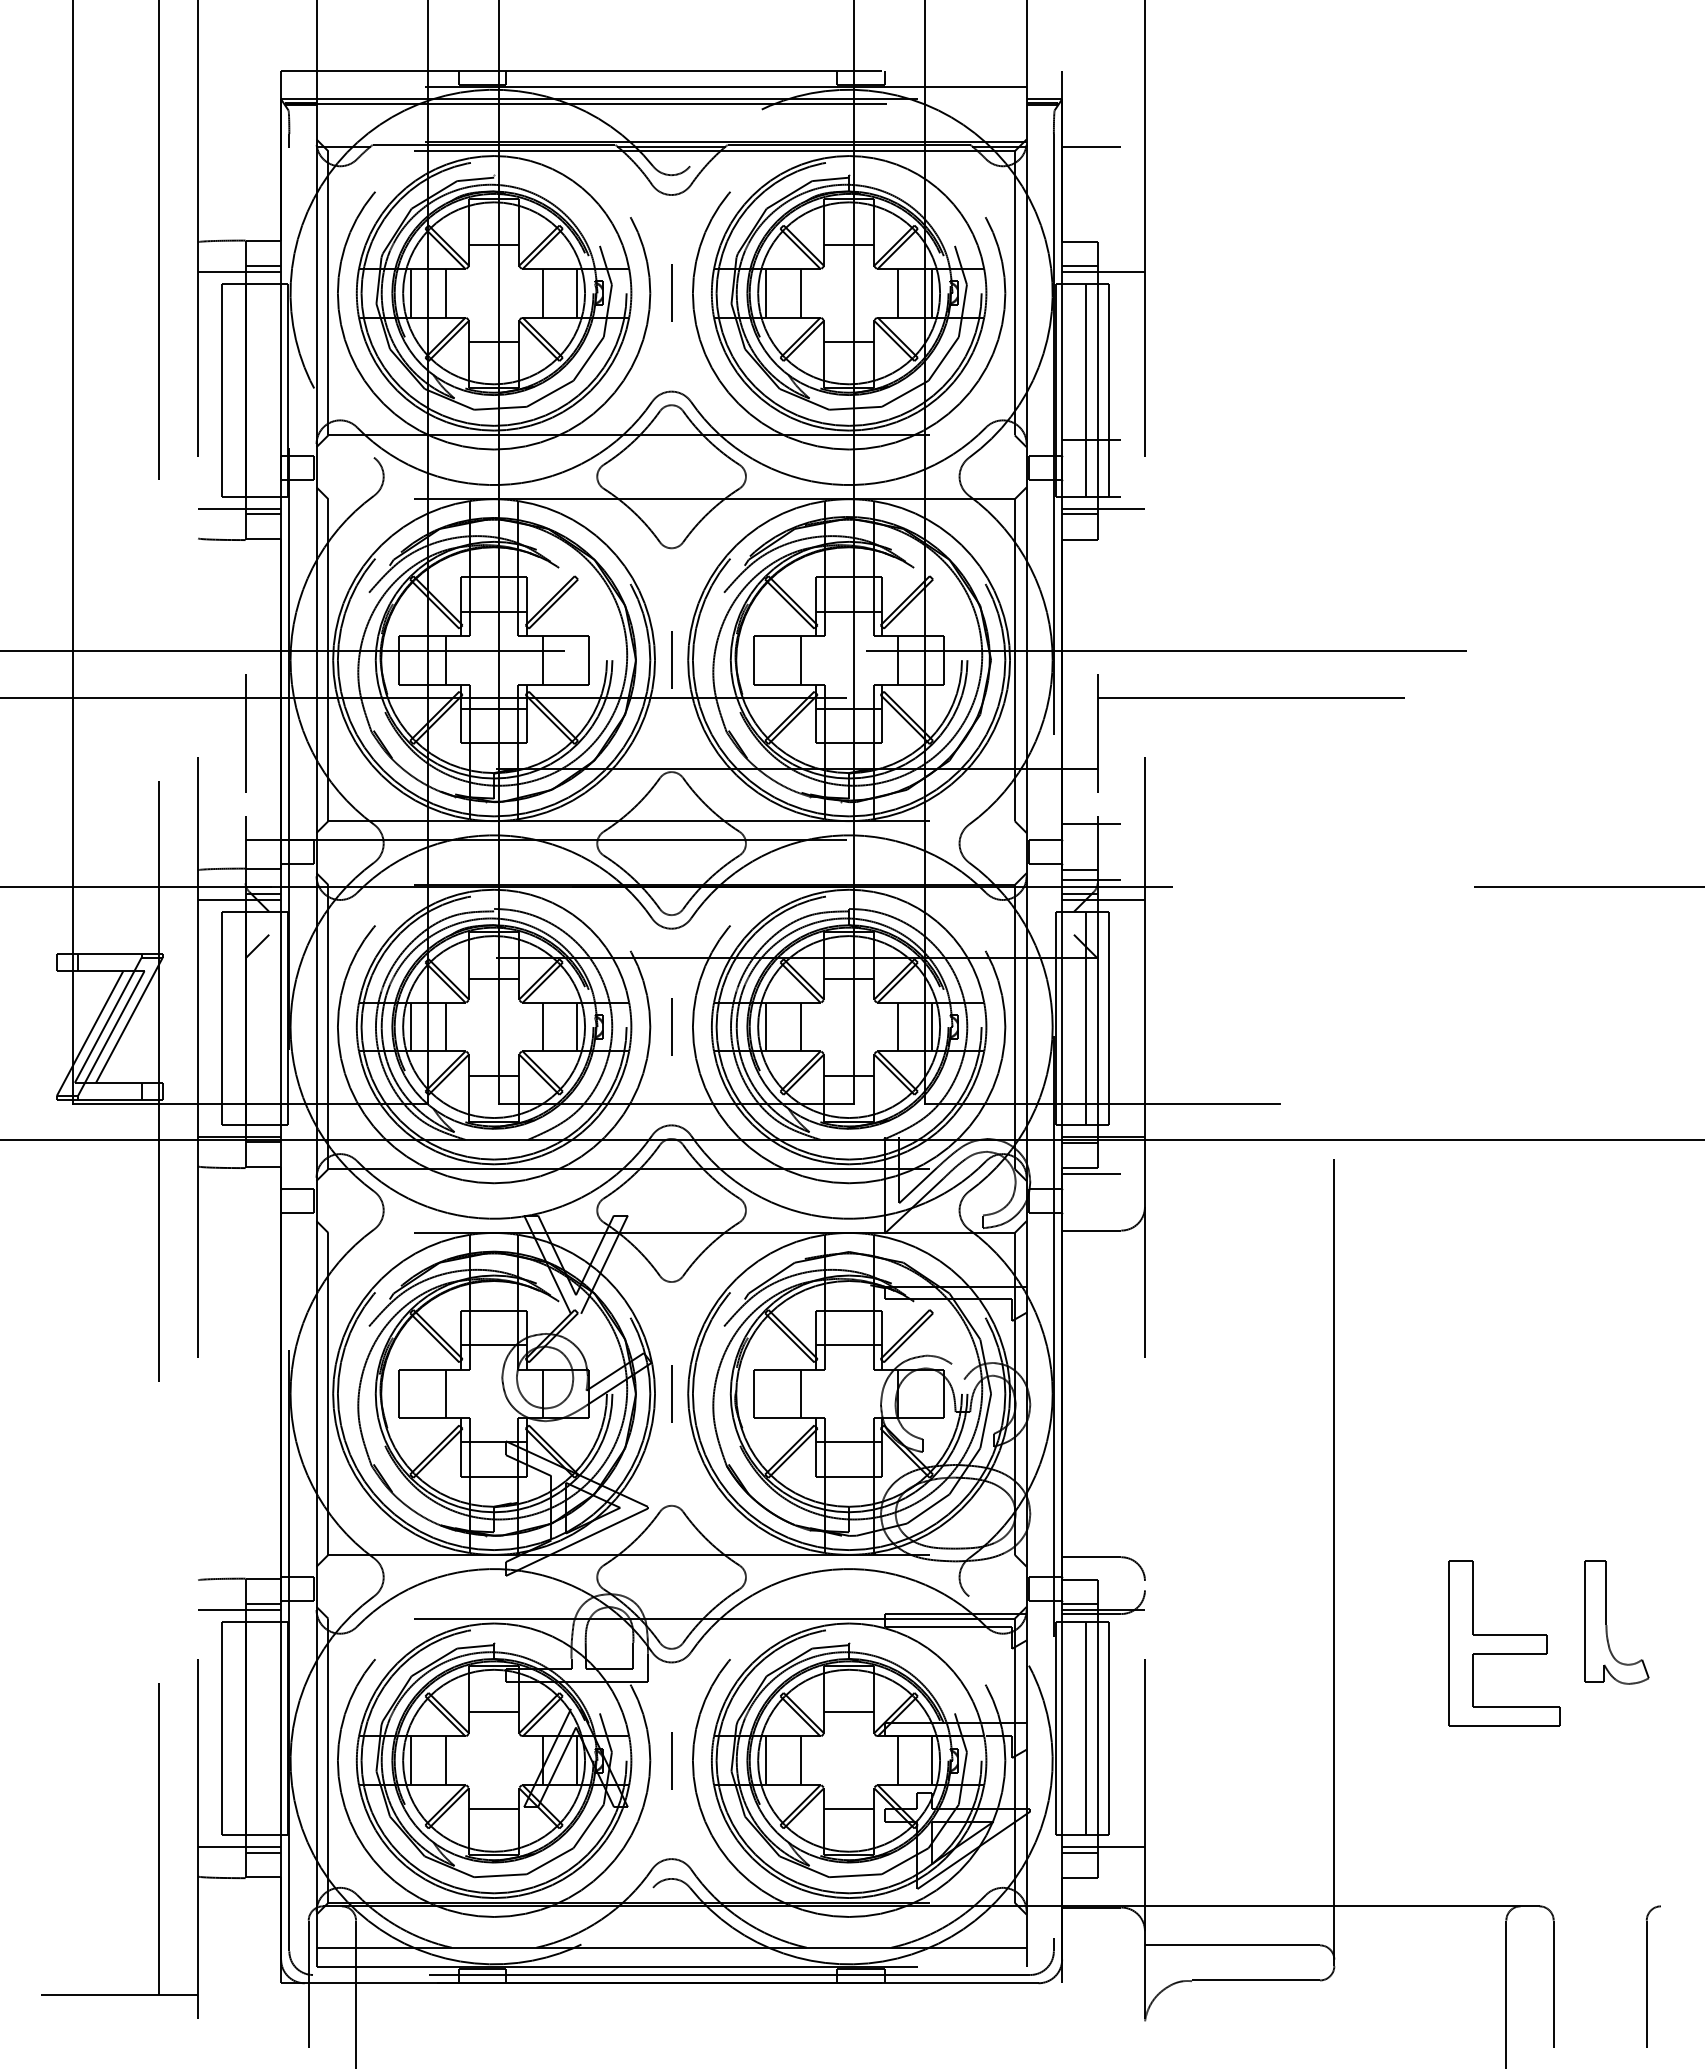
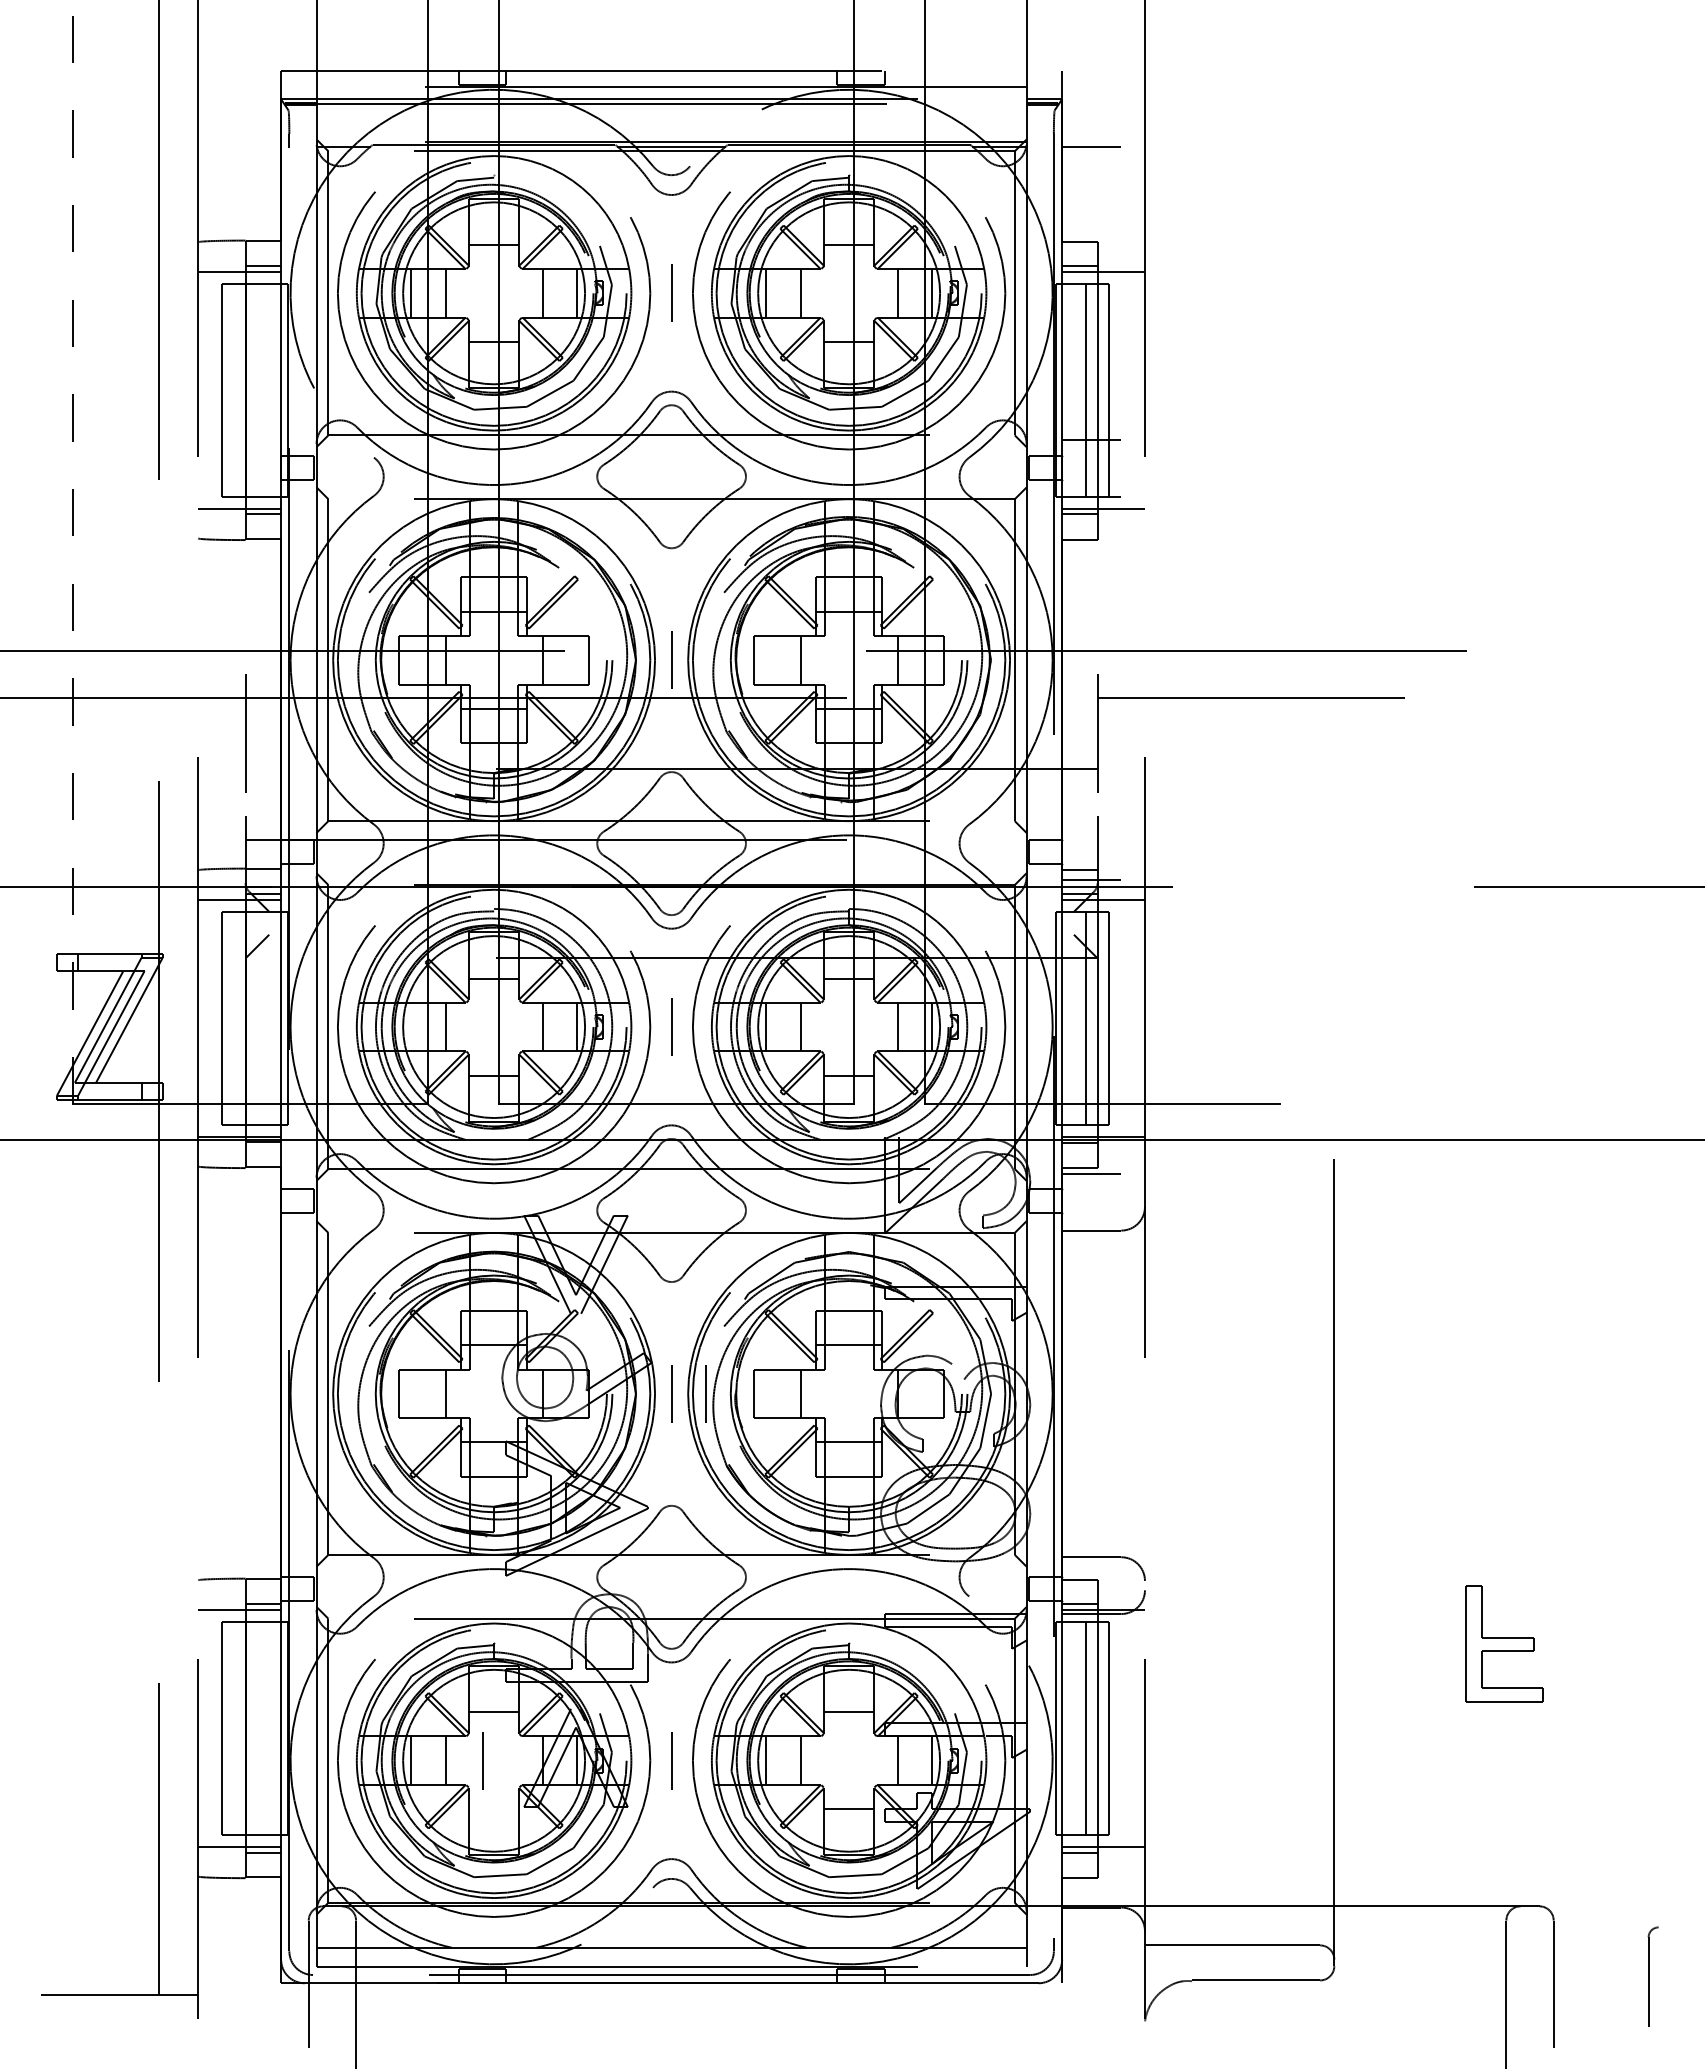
line: solid -> dashed (72, 552)
line: present -> none (1091, 823)
line: present -> none (410, 1026)
line: none -> present (705, 1393)
part: present -> none (1607, 1625)
part size: 113x167 px -> 79x118 px (1504, 1643)
line: none -> present (482, 1760)
line: present -> none (493, 1809)
part size: 16x143 px -> 12x101 px (1652, 1976)
